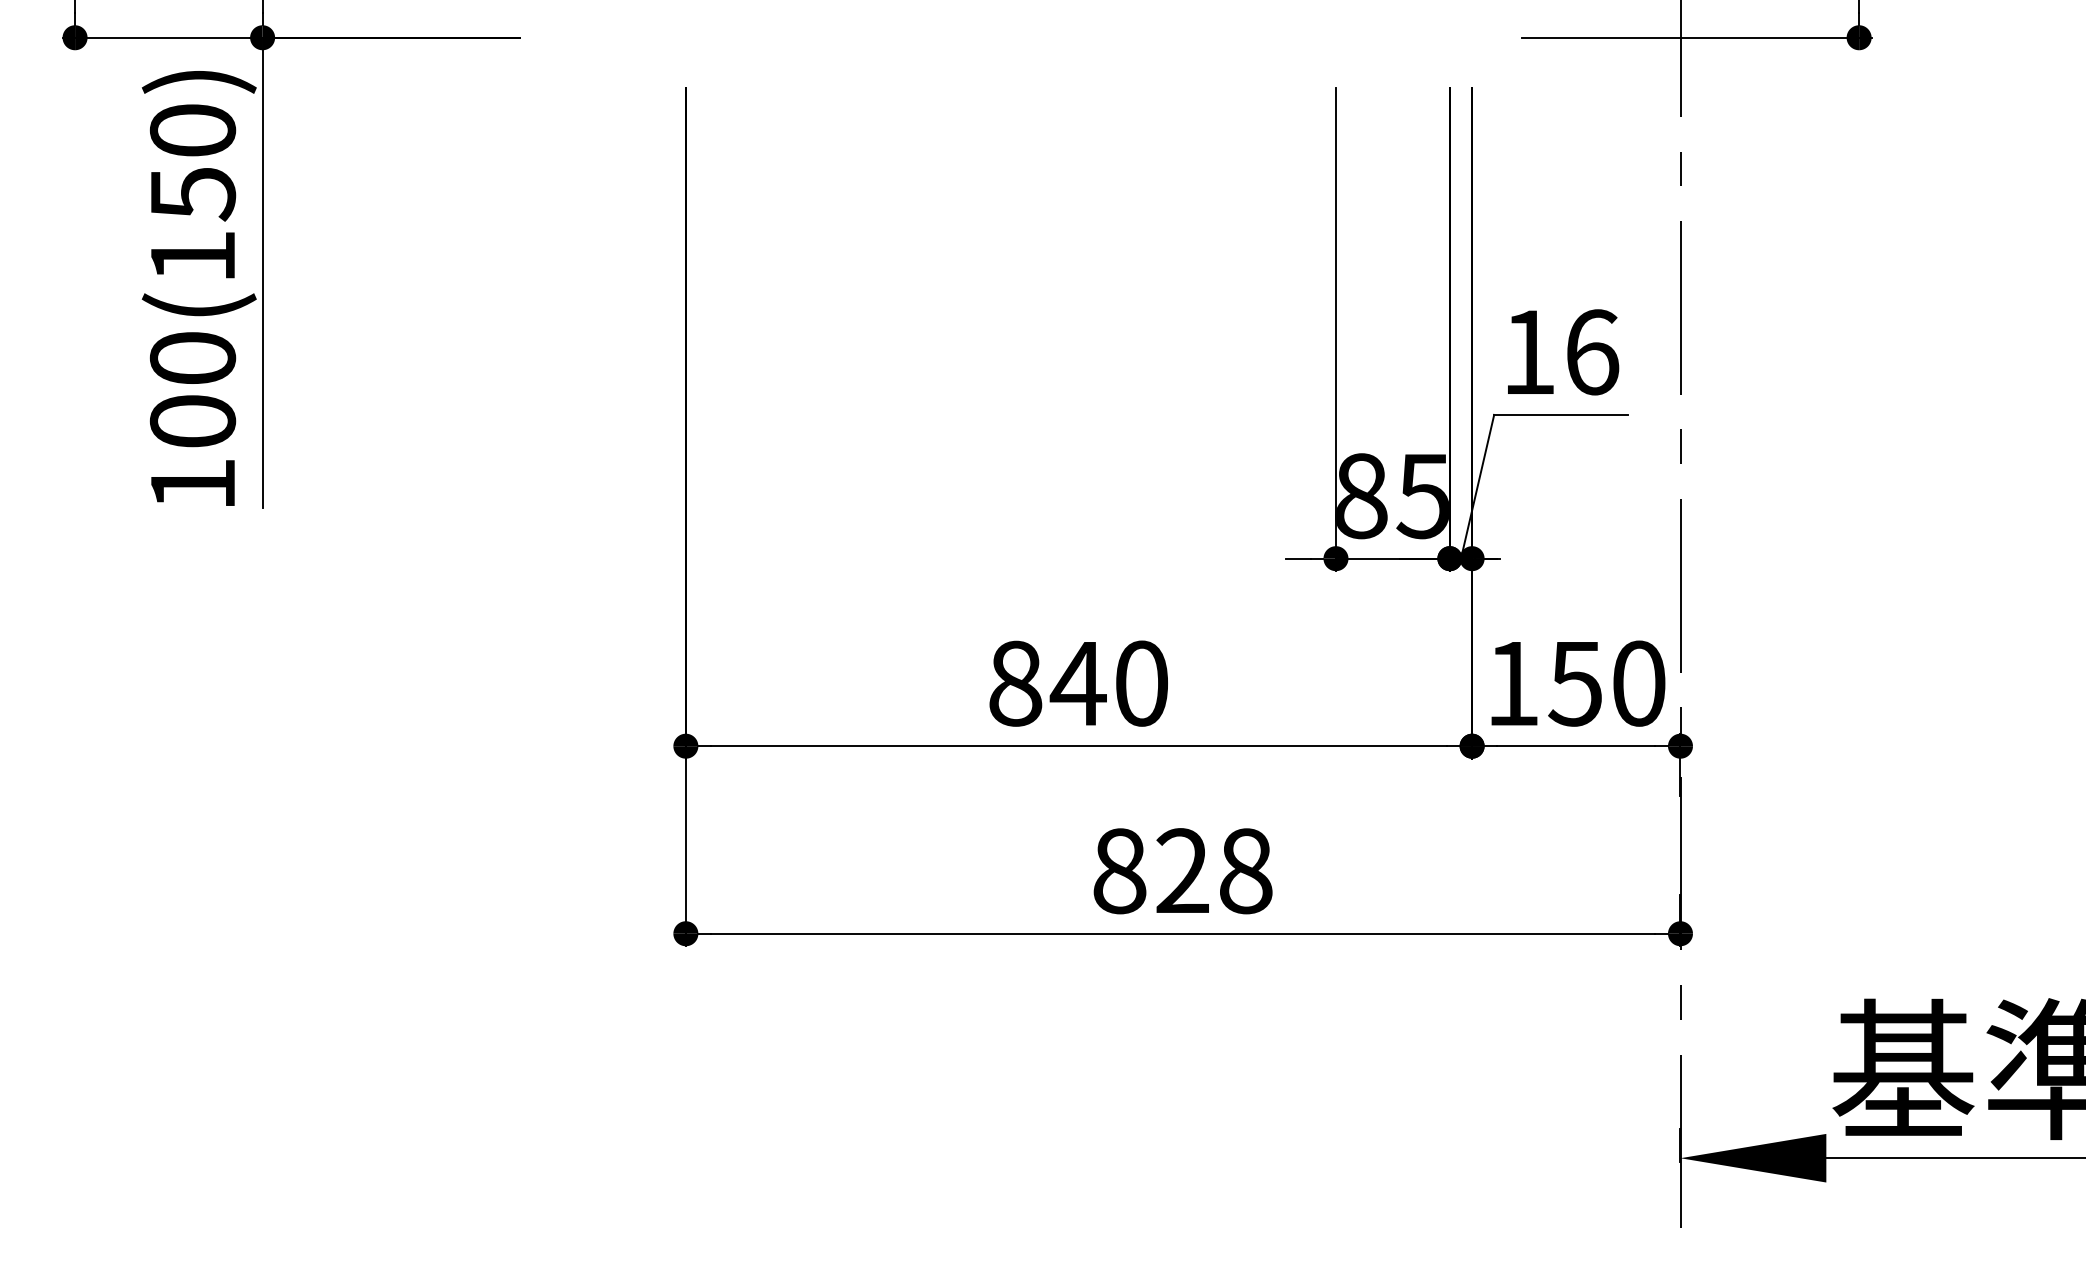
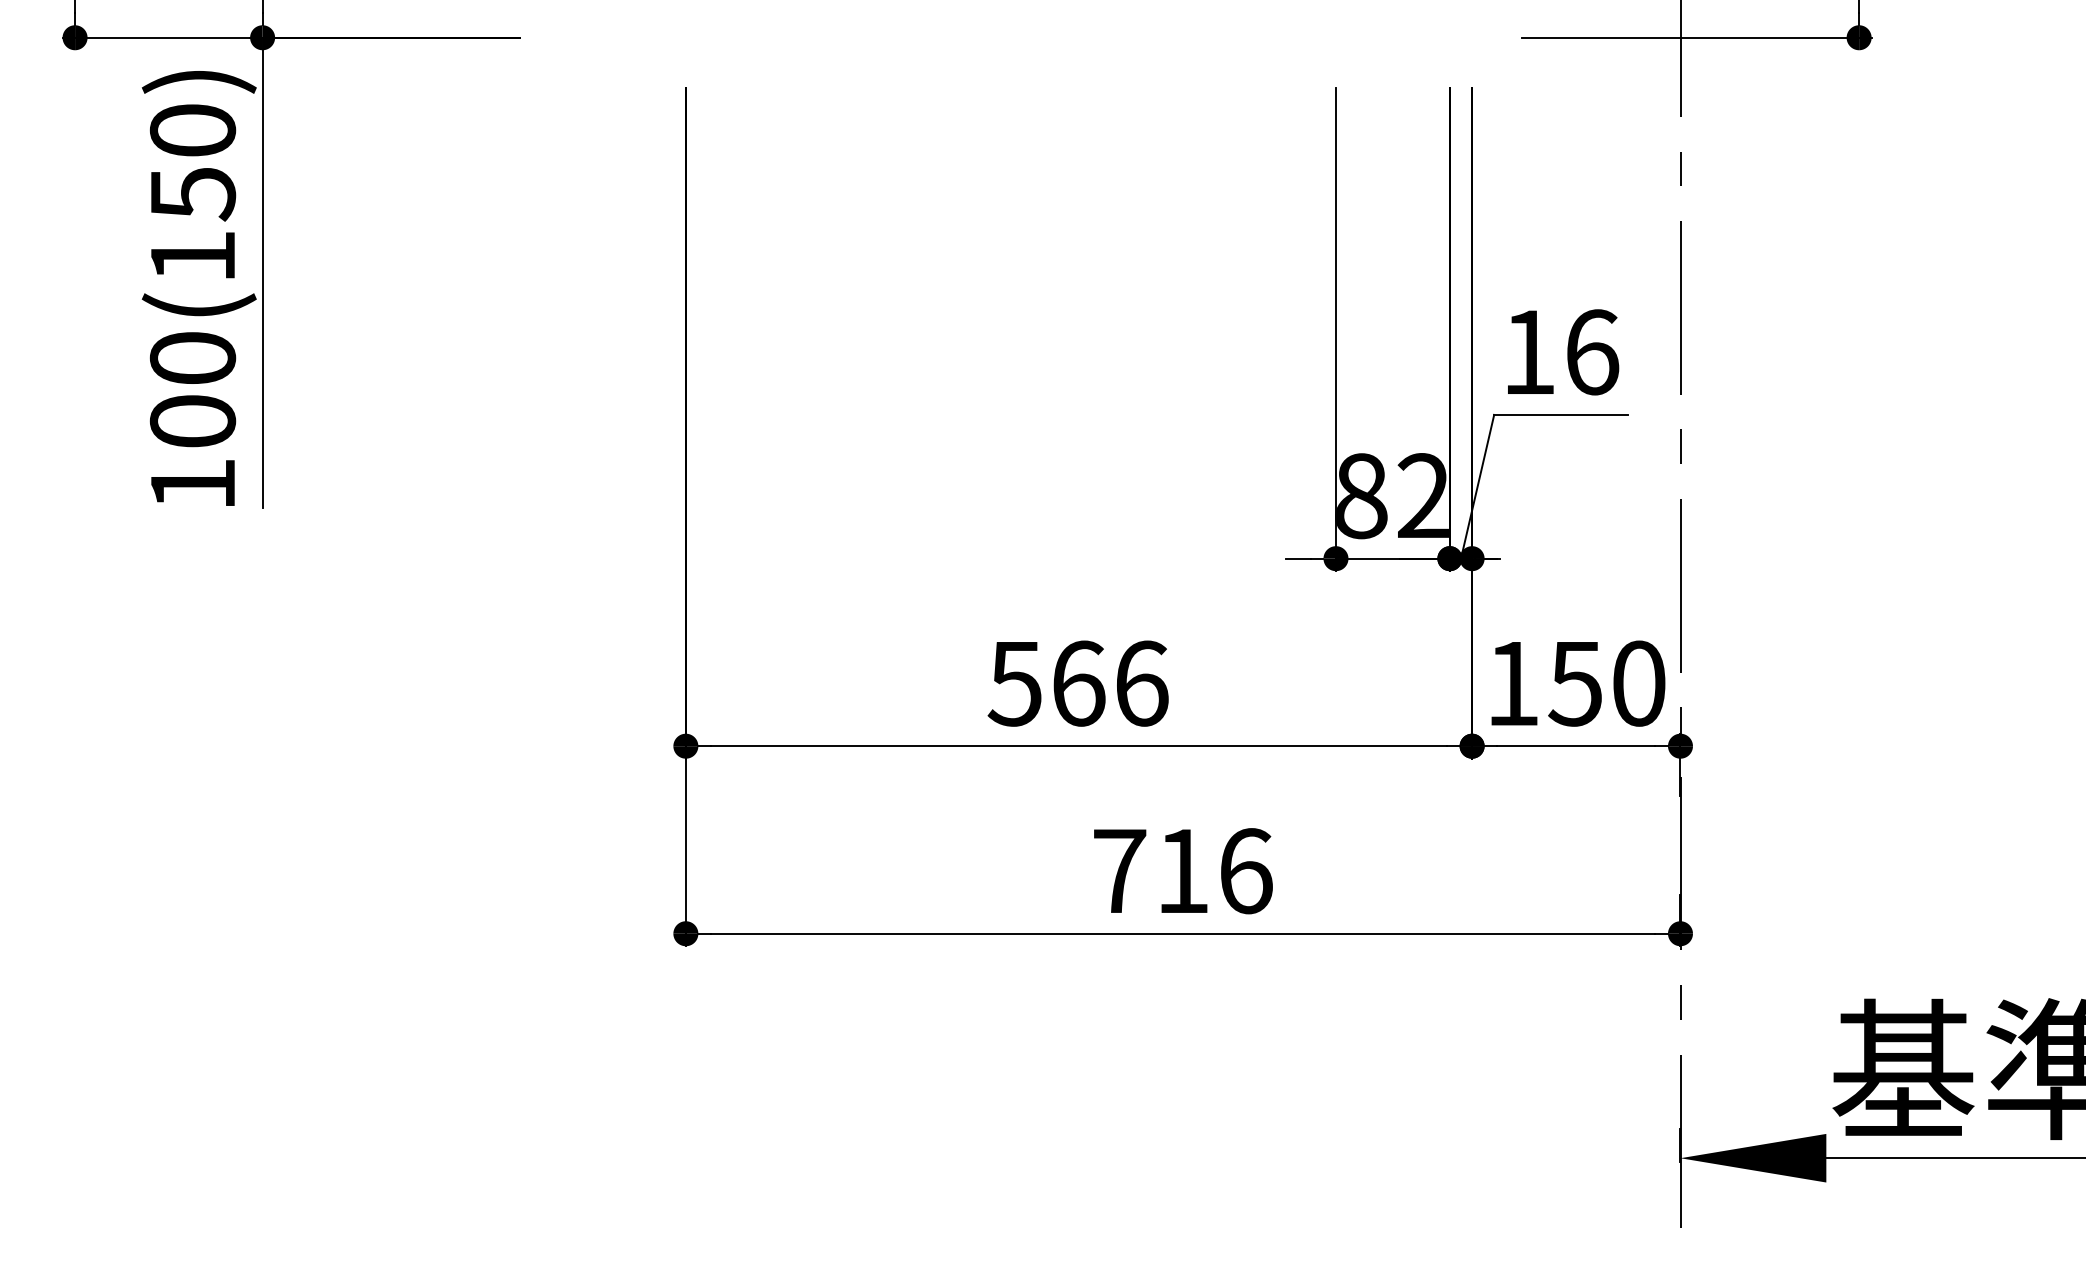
text: 85 -> 82 (1422, 496)
text: 840 -> 566 (1077, 683)
text: 828 -> 716 (1182, 871)
